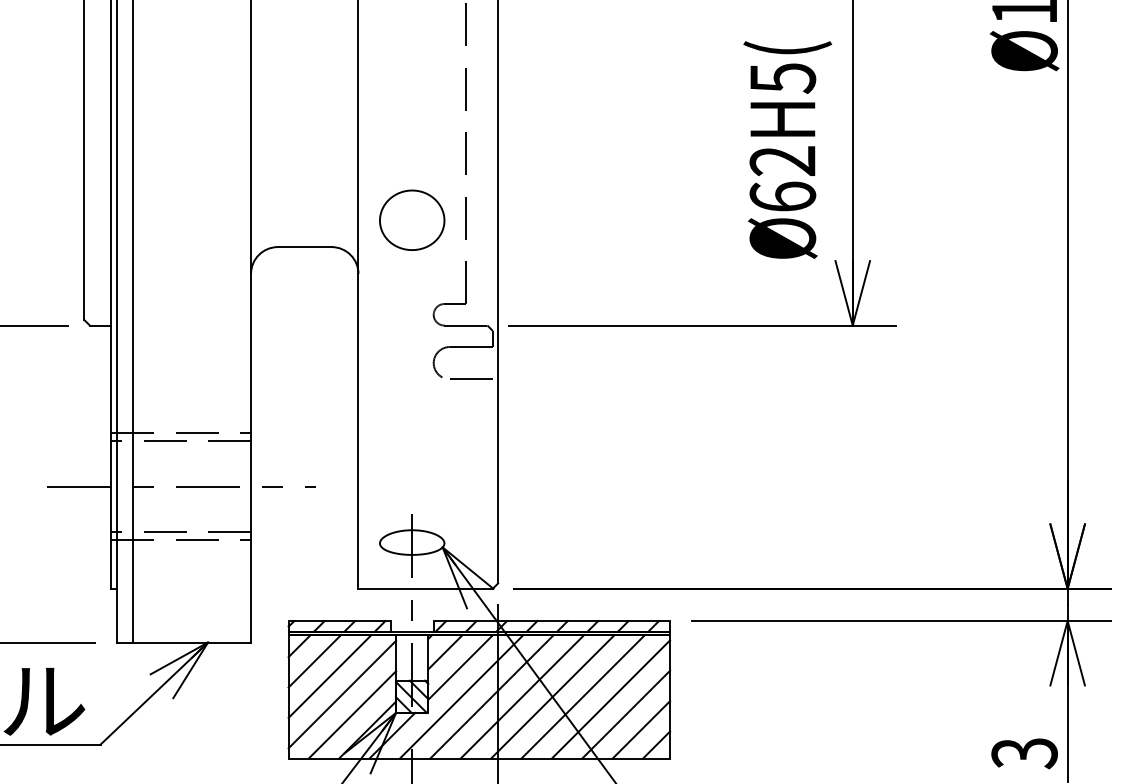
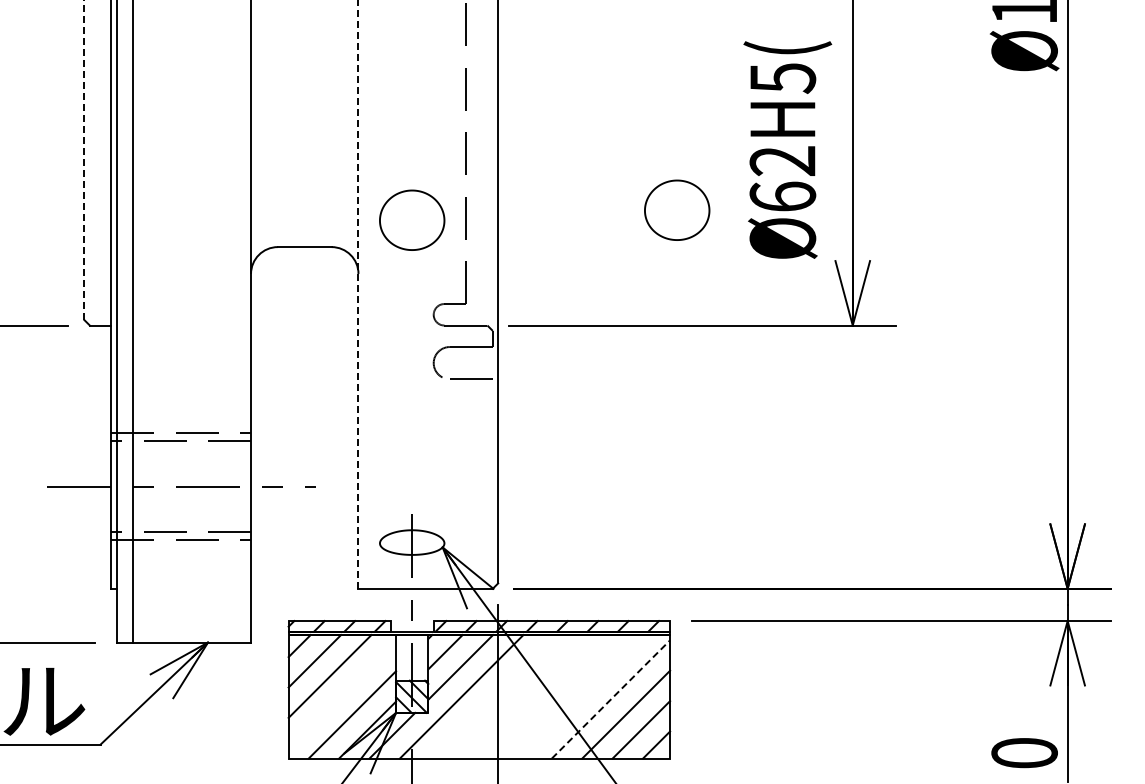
line: solid -> dashed (84, 160)
part: none -> present (677, 209)
line: solid -> dashed (358, 294)
line: present -> none (342, 694)
line: present -> none (491, 696)
line: present -> none (522, 696)
line: present -> none (552, 696)
line: present -> none (583, 696)
line: solid -> dashed (610, 699)
text: 3 -> 0 (1024, 753)
